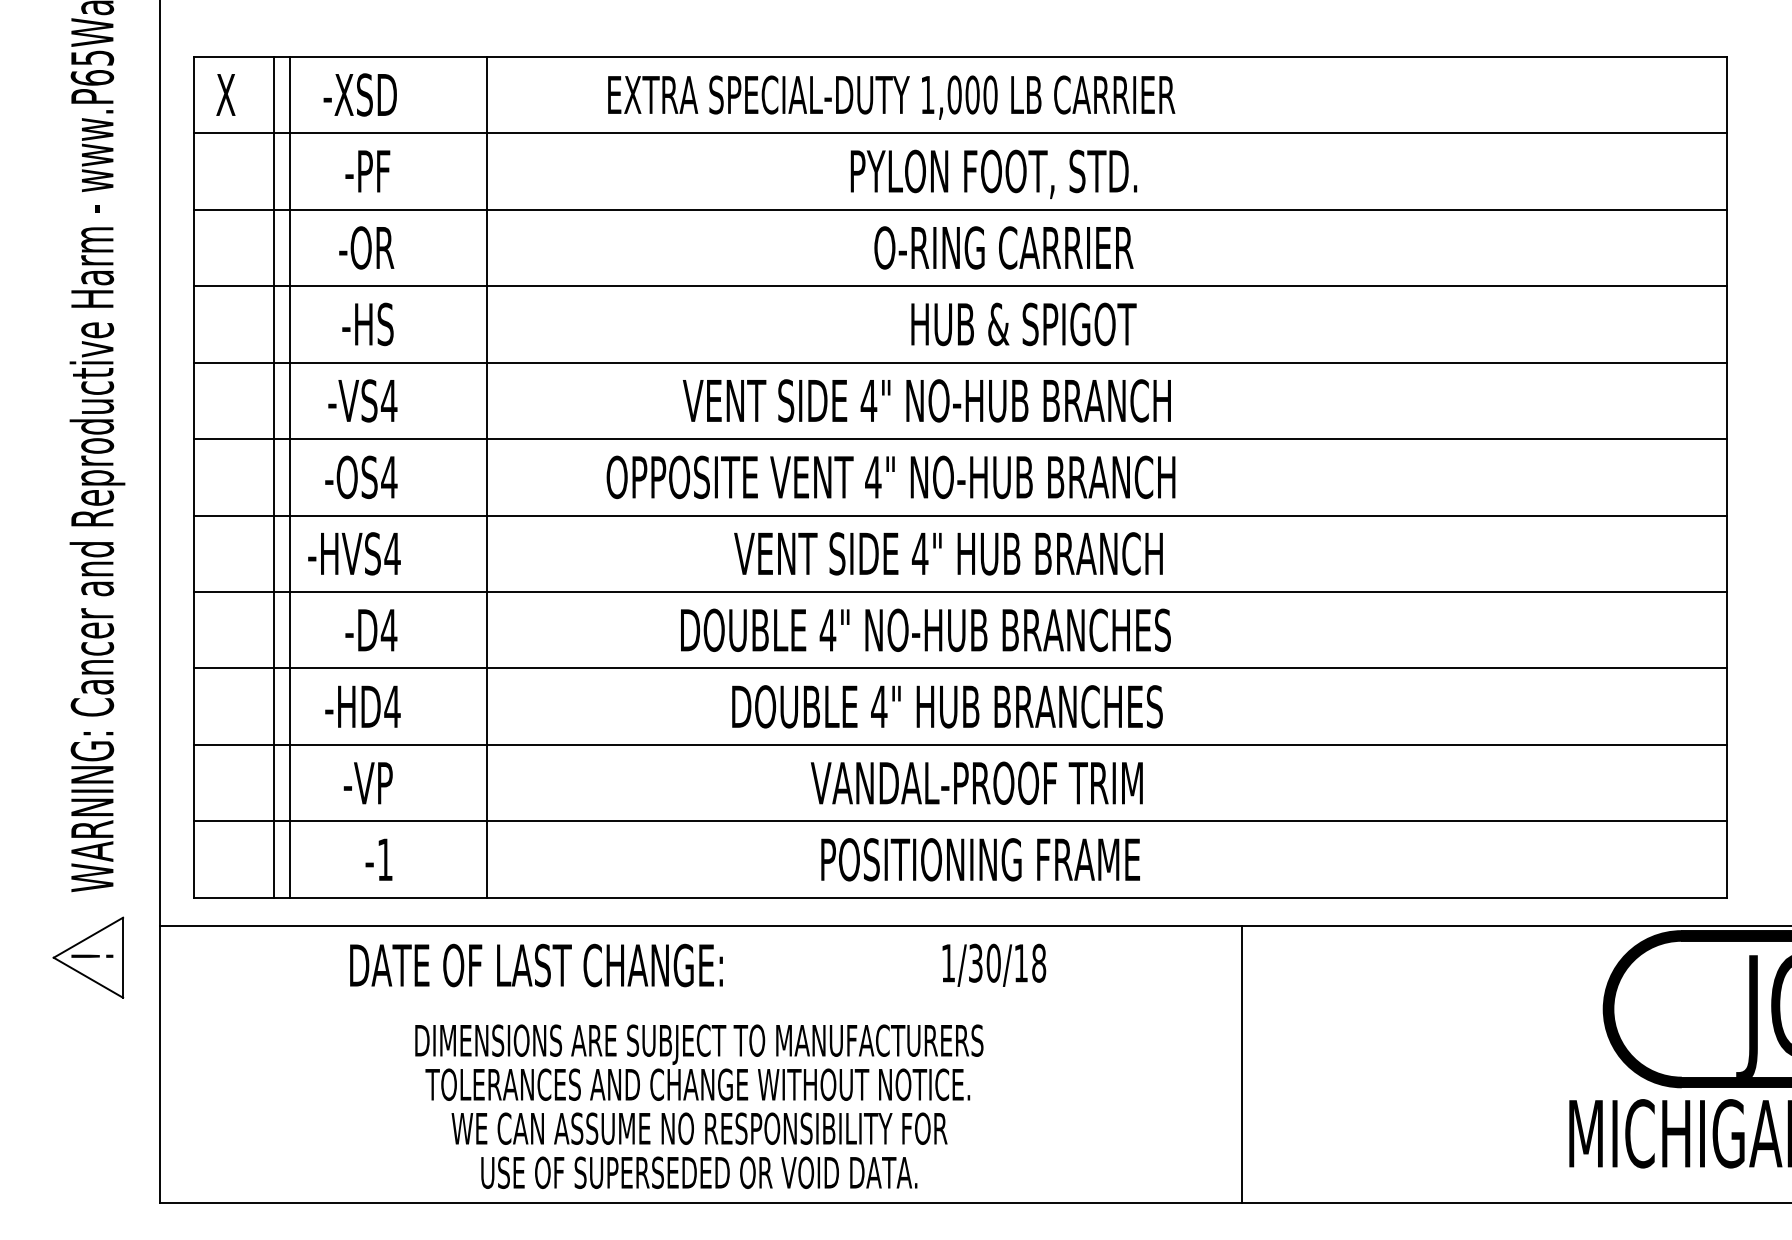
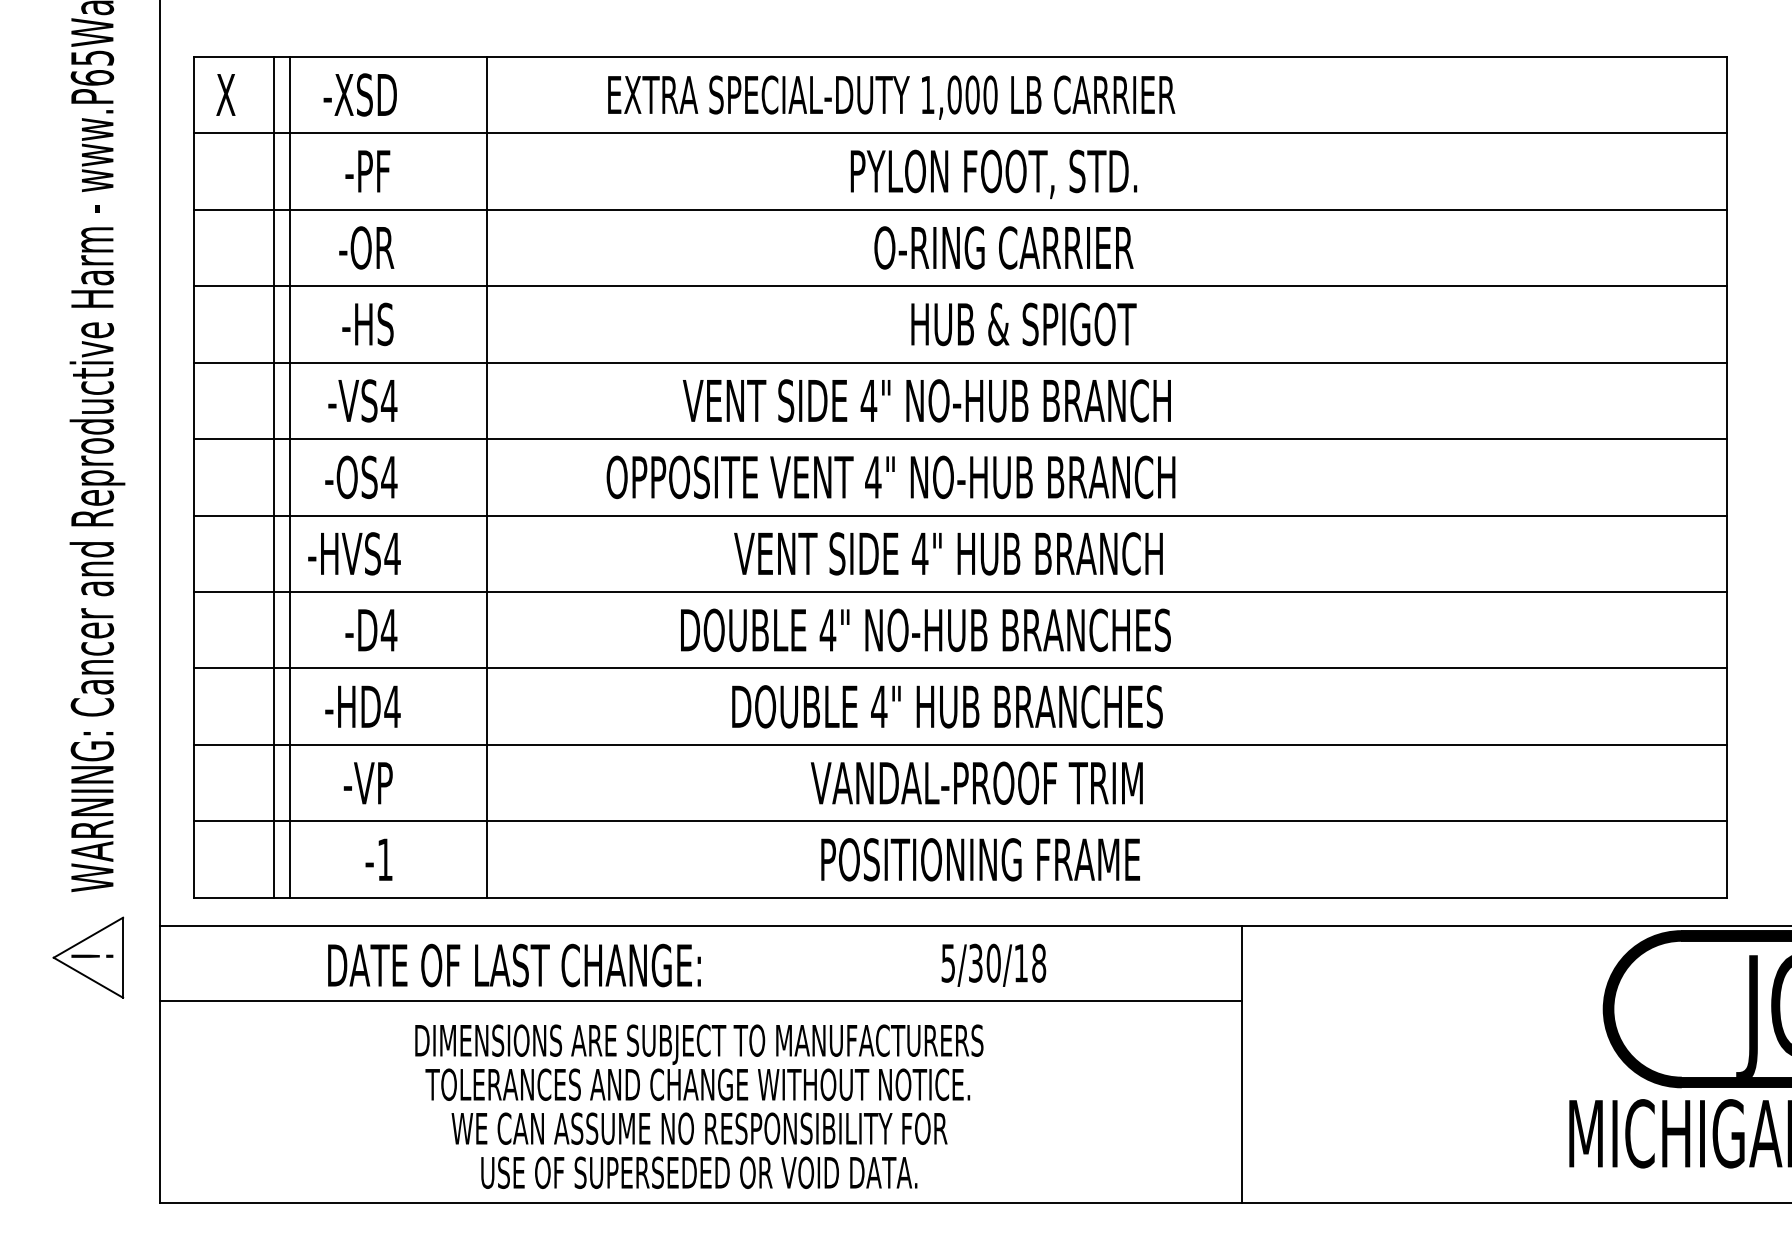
text: 1/30/18 -> 5/30/18 (947, 963)
text position: (536, 965) -> (514, 965) (514, 965)
line: none -> present (700, 1001)
